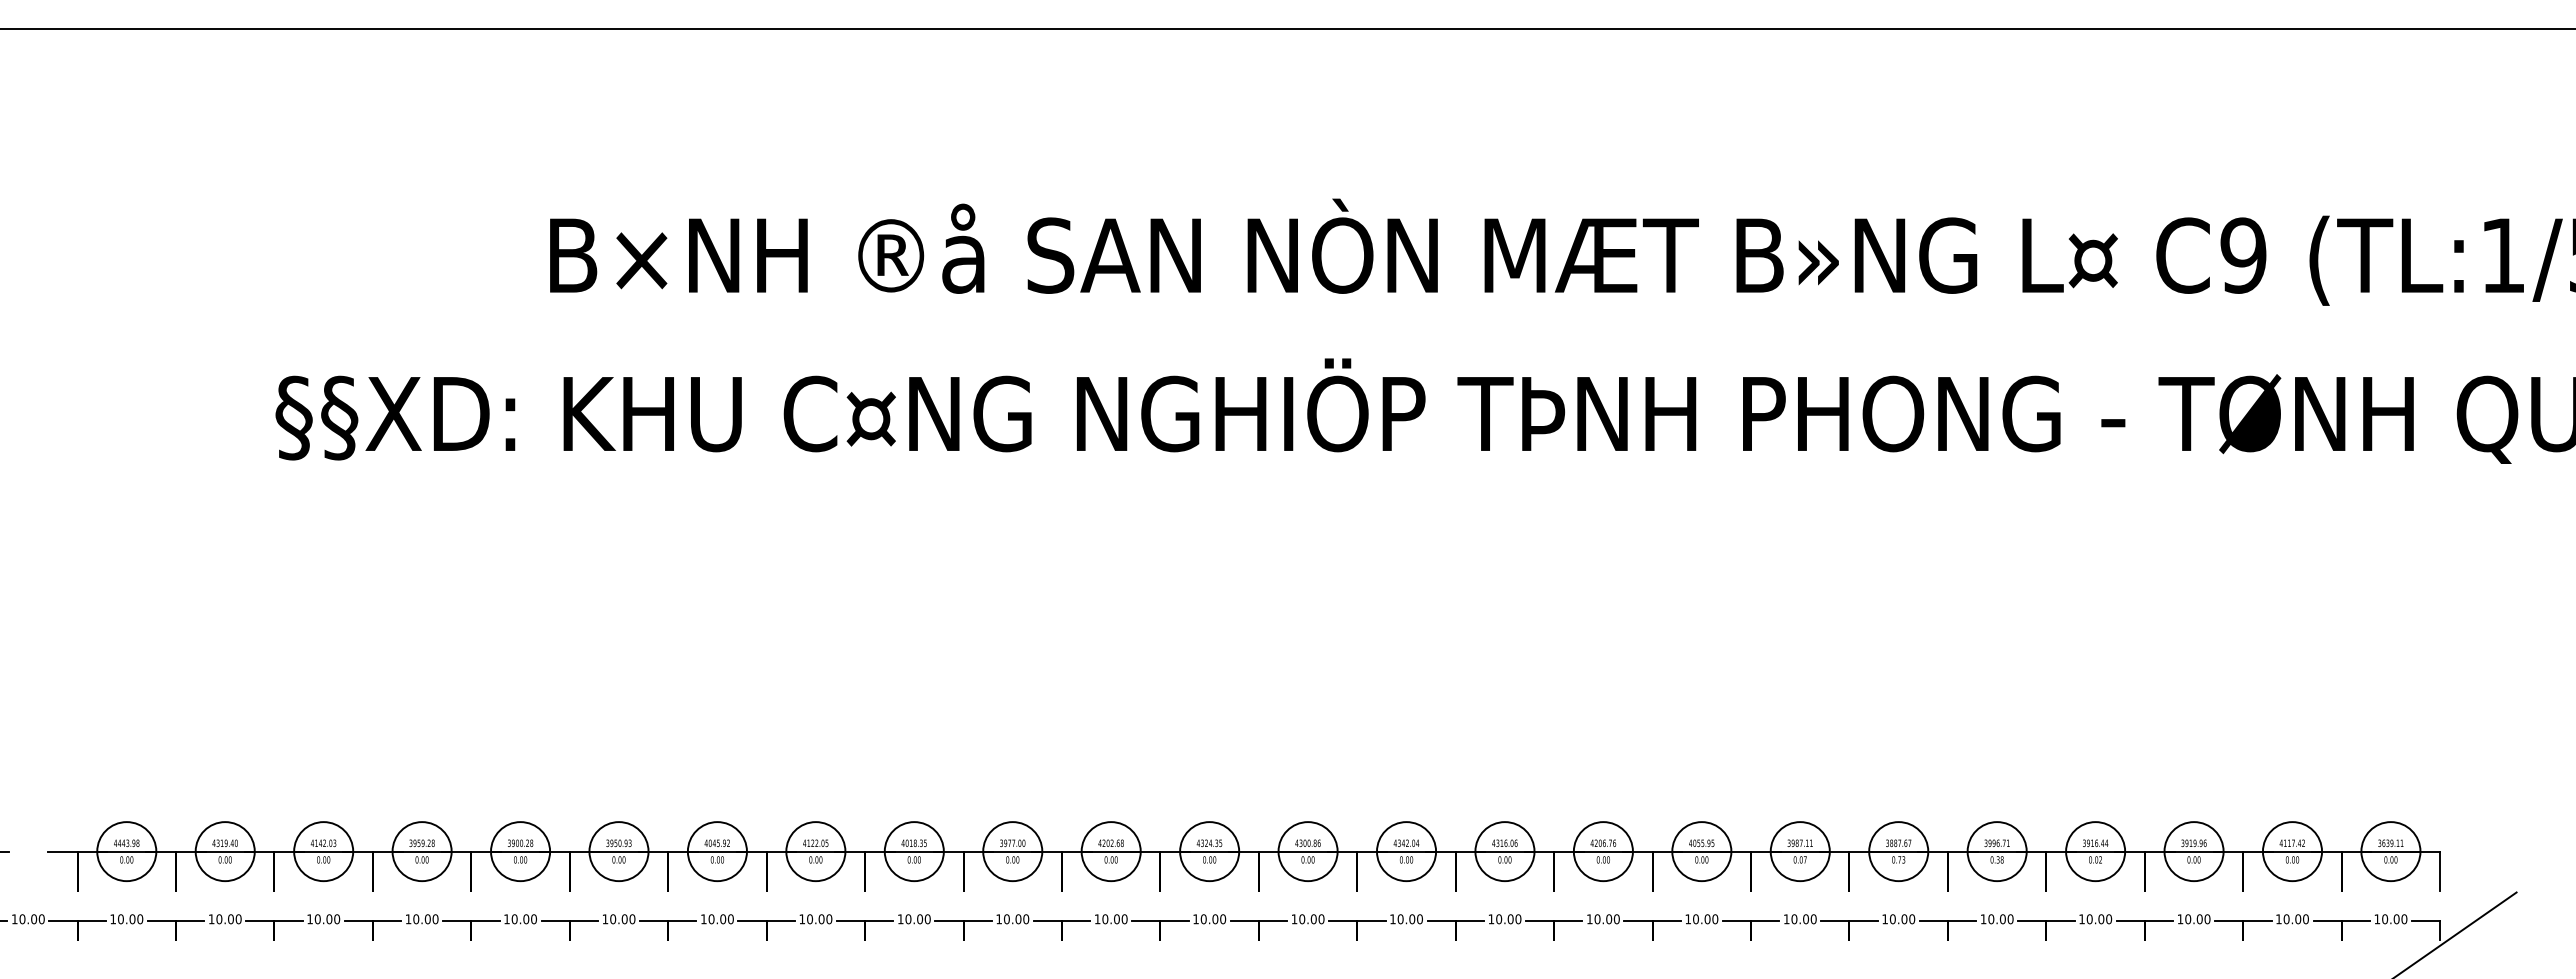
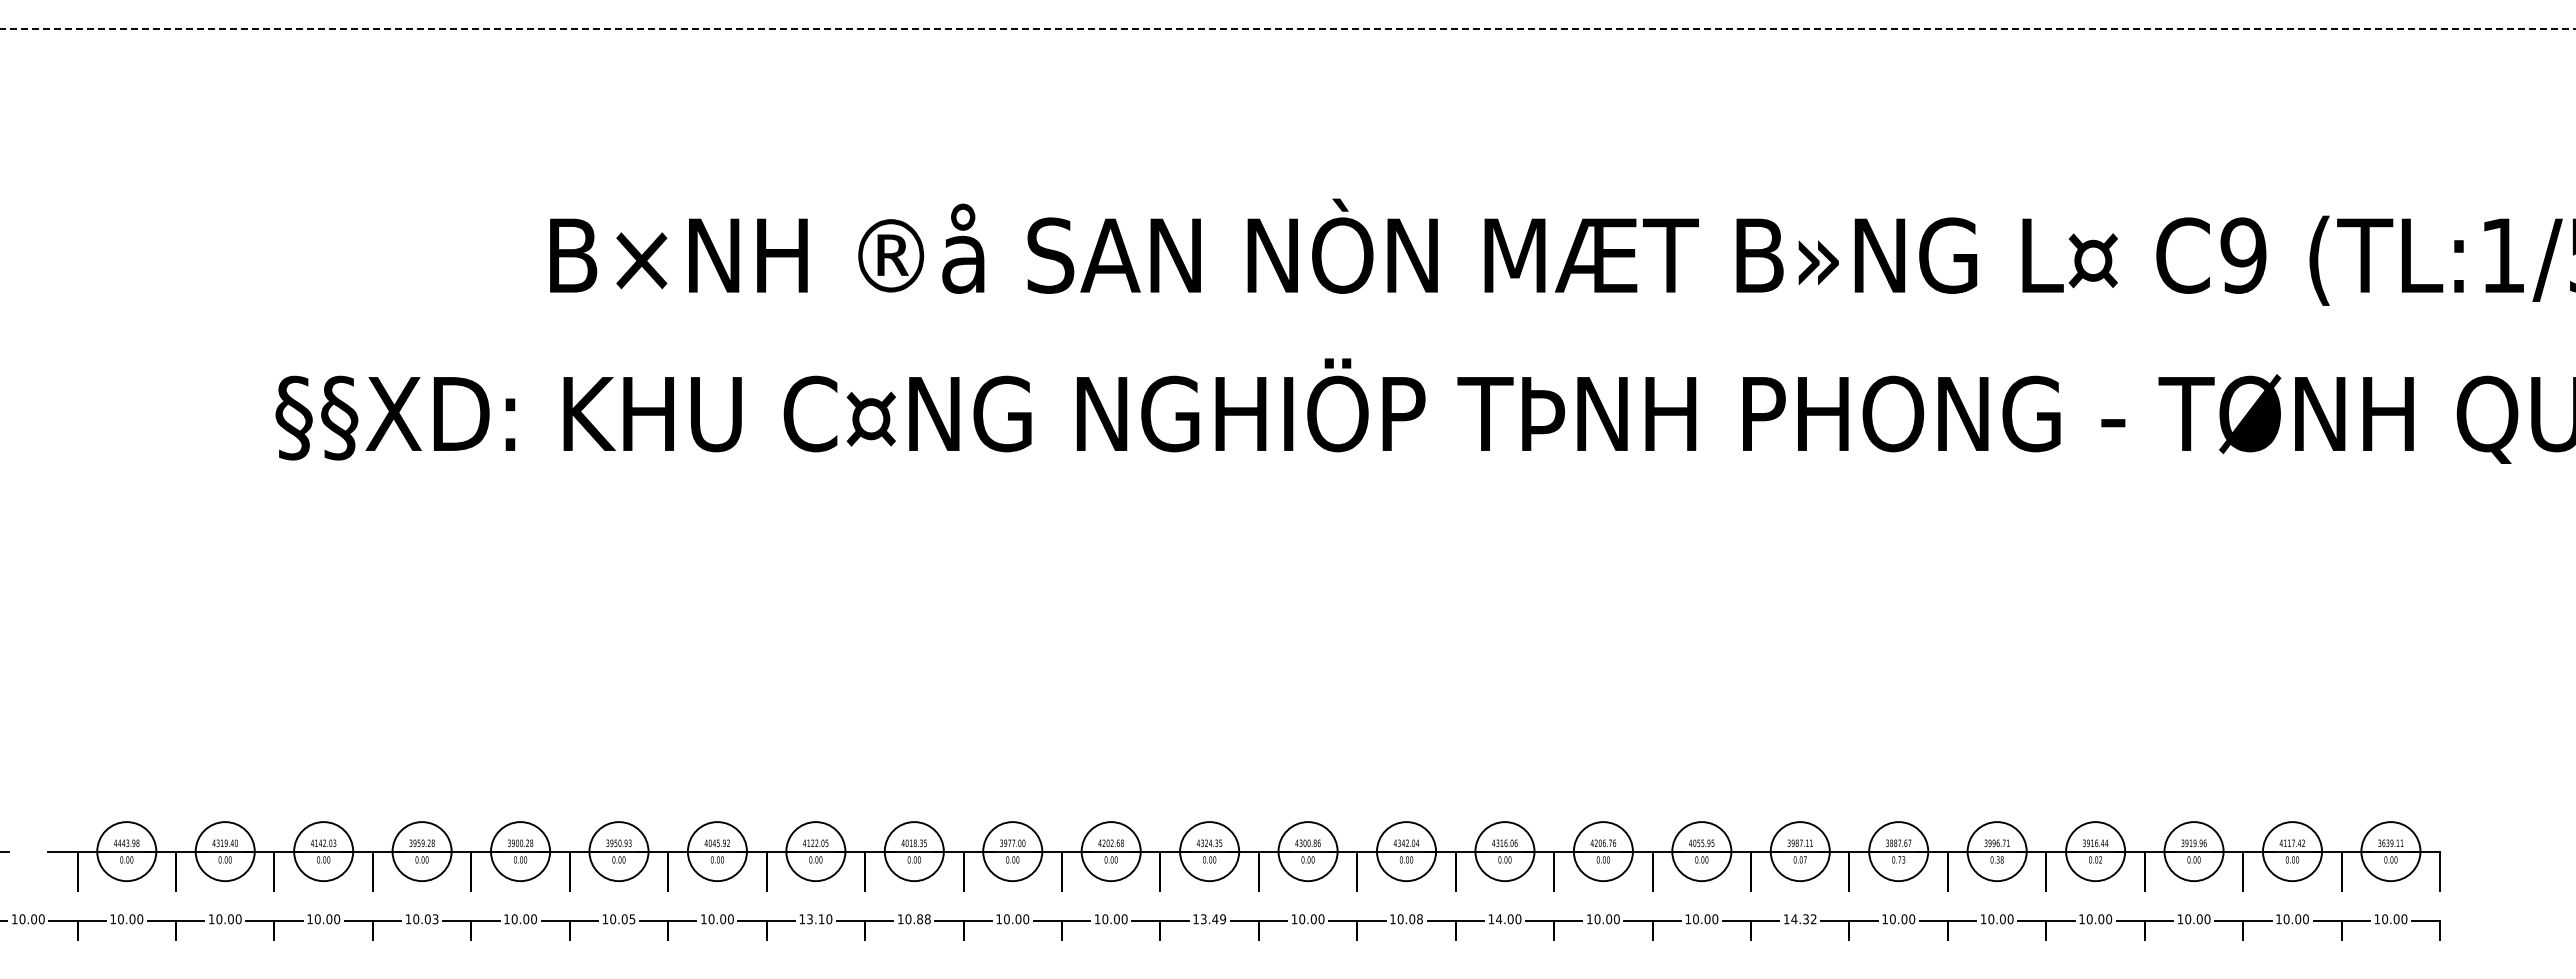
line: solid -> dashed (1287, 29)
text: 10.00 -> 10.08 (1419, 918)
text: 10.00 -> 10.03 (435, 919)
text: 10.00 -> 10.05 (632, 919)
text: 10.00 -> 13.10 (815, 919)
text: 10.00 -> 10.88 (923, 919)
text: 10.00 -> 13.49 (1212, 919)
text: 10.00 -> 14.00 (1498, 919)
text: 10.00 -> 14.32 (1803, 919)
line: present -> none (2456, 933)
